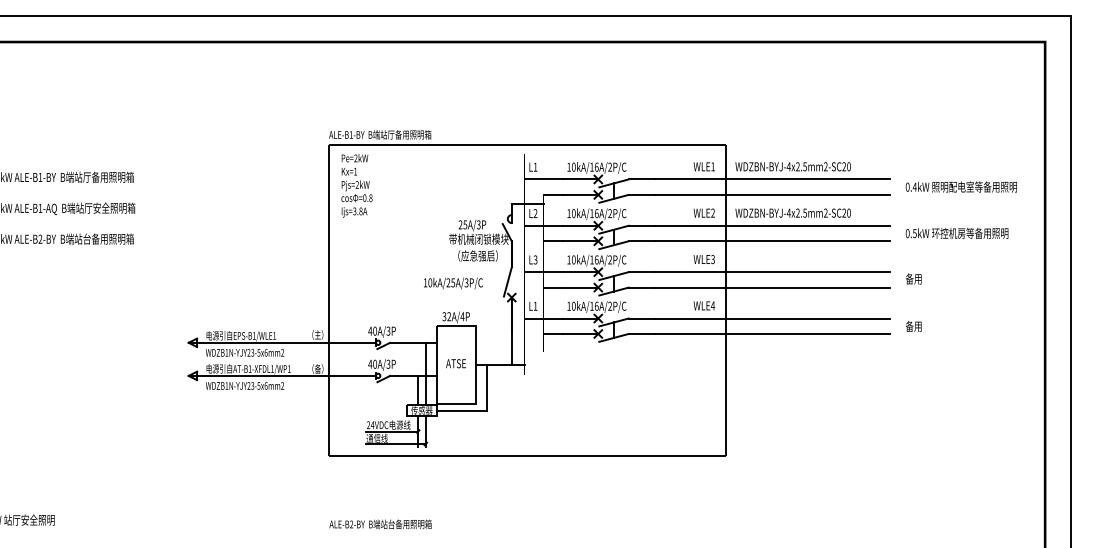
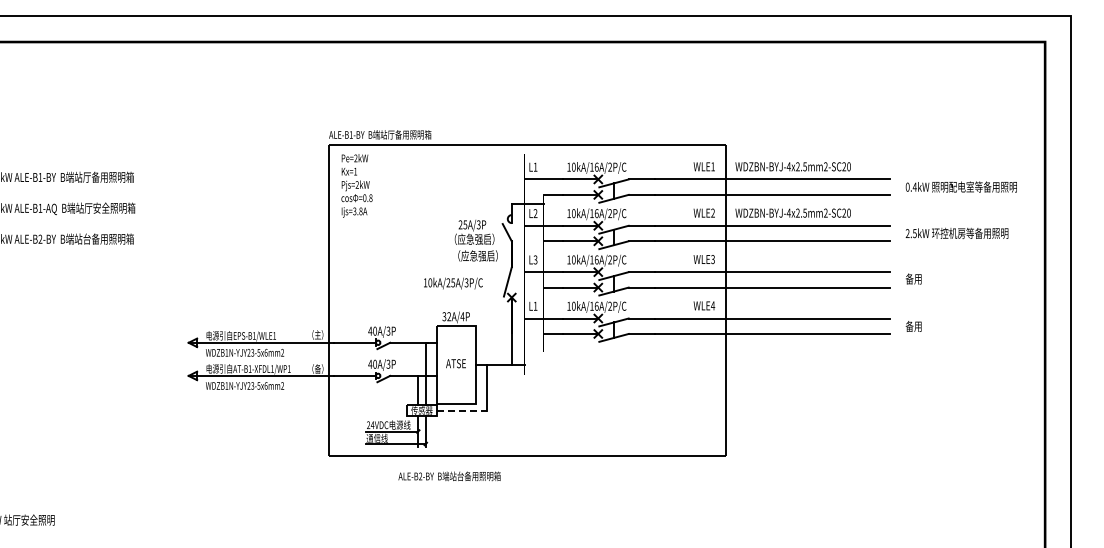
text: 0.5kW -> 2.5kW (907, 233)
text: 带机械闭锁模块 -> （应急强启） (478, 238)
line: solid -> dashed (462, 410)
text position: (380, 524) -> (449, 476) (449, 476)
